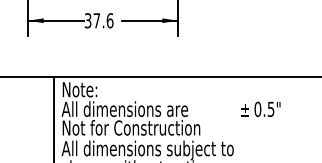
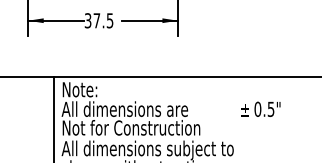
text: 37.6 -> 37.5 (109, 20)
